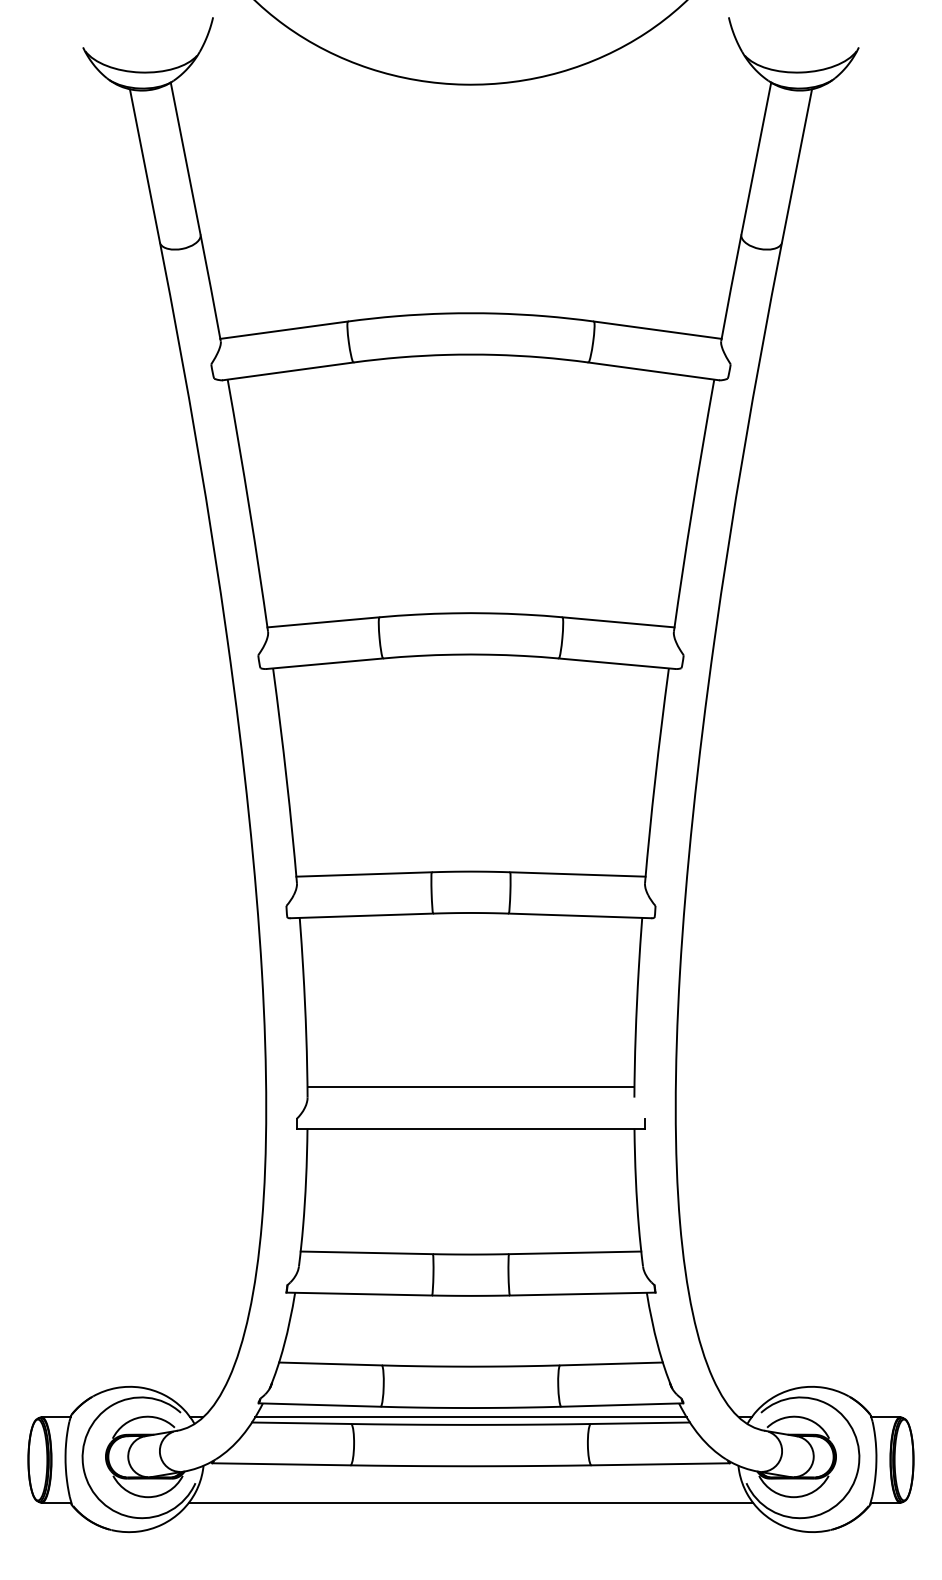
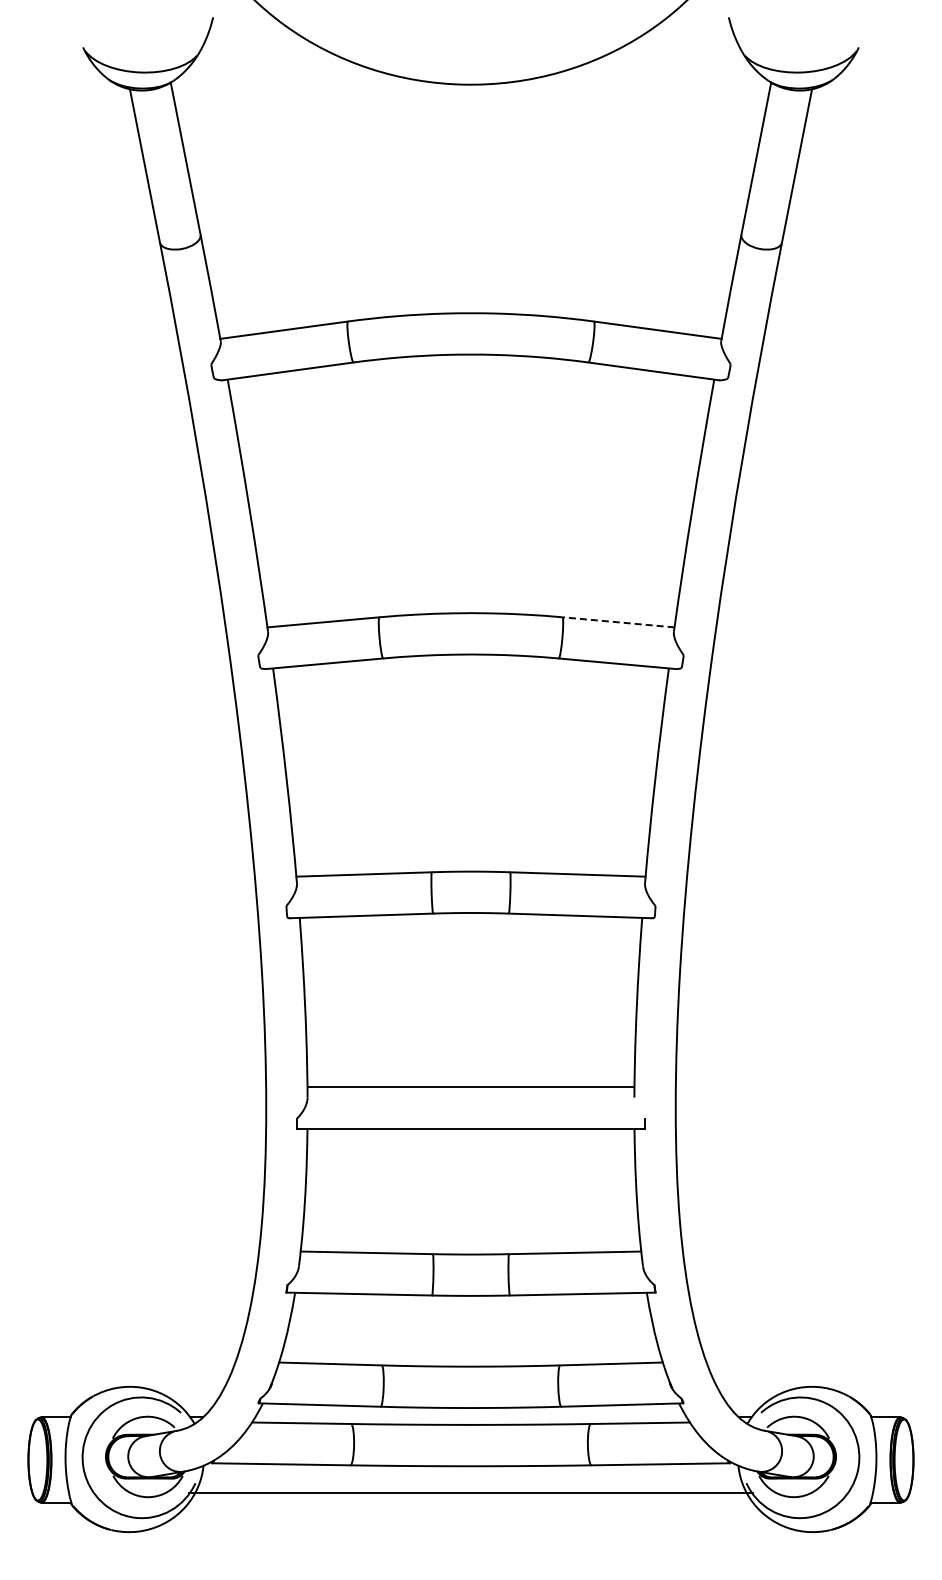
line: solid -> dashed (618, 622)
line: present -> none (470, 1417)
line position: (470, 1502) -> (470, 1492) (470, 1492)
